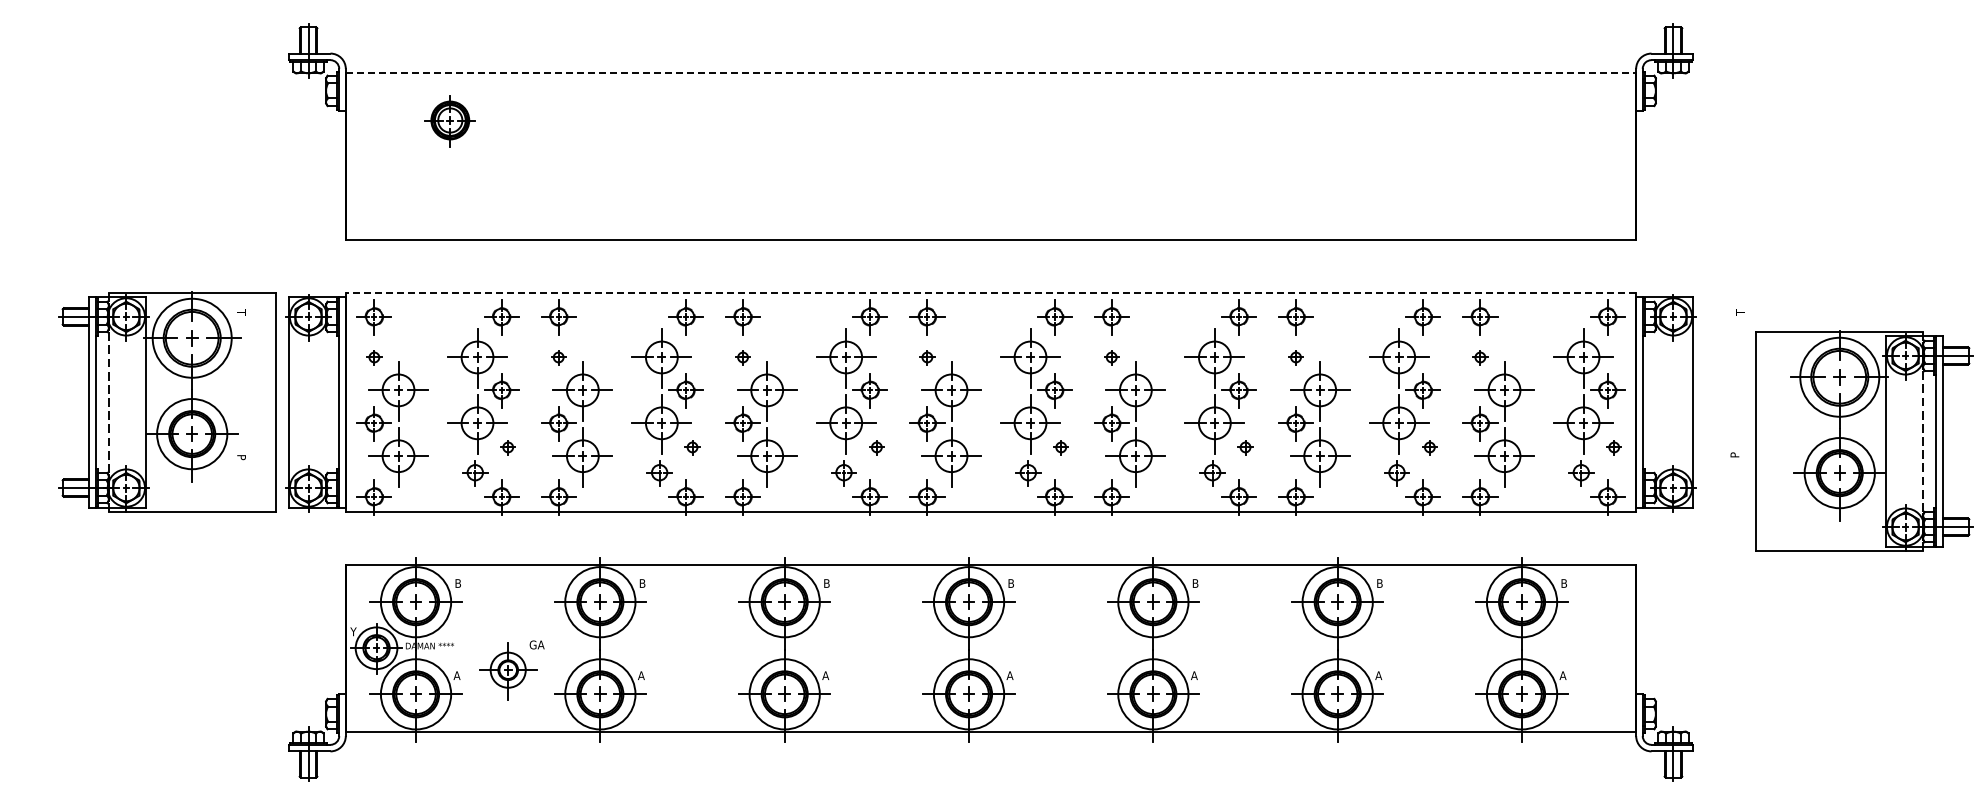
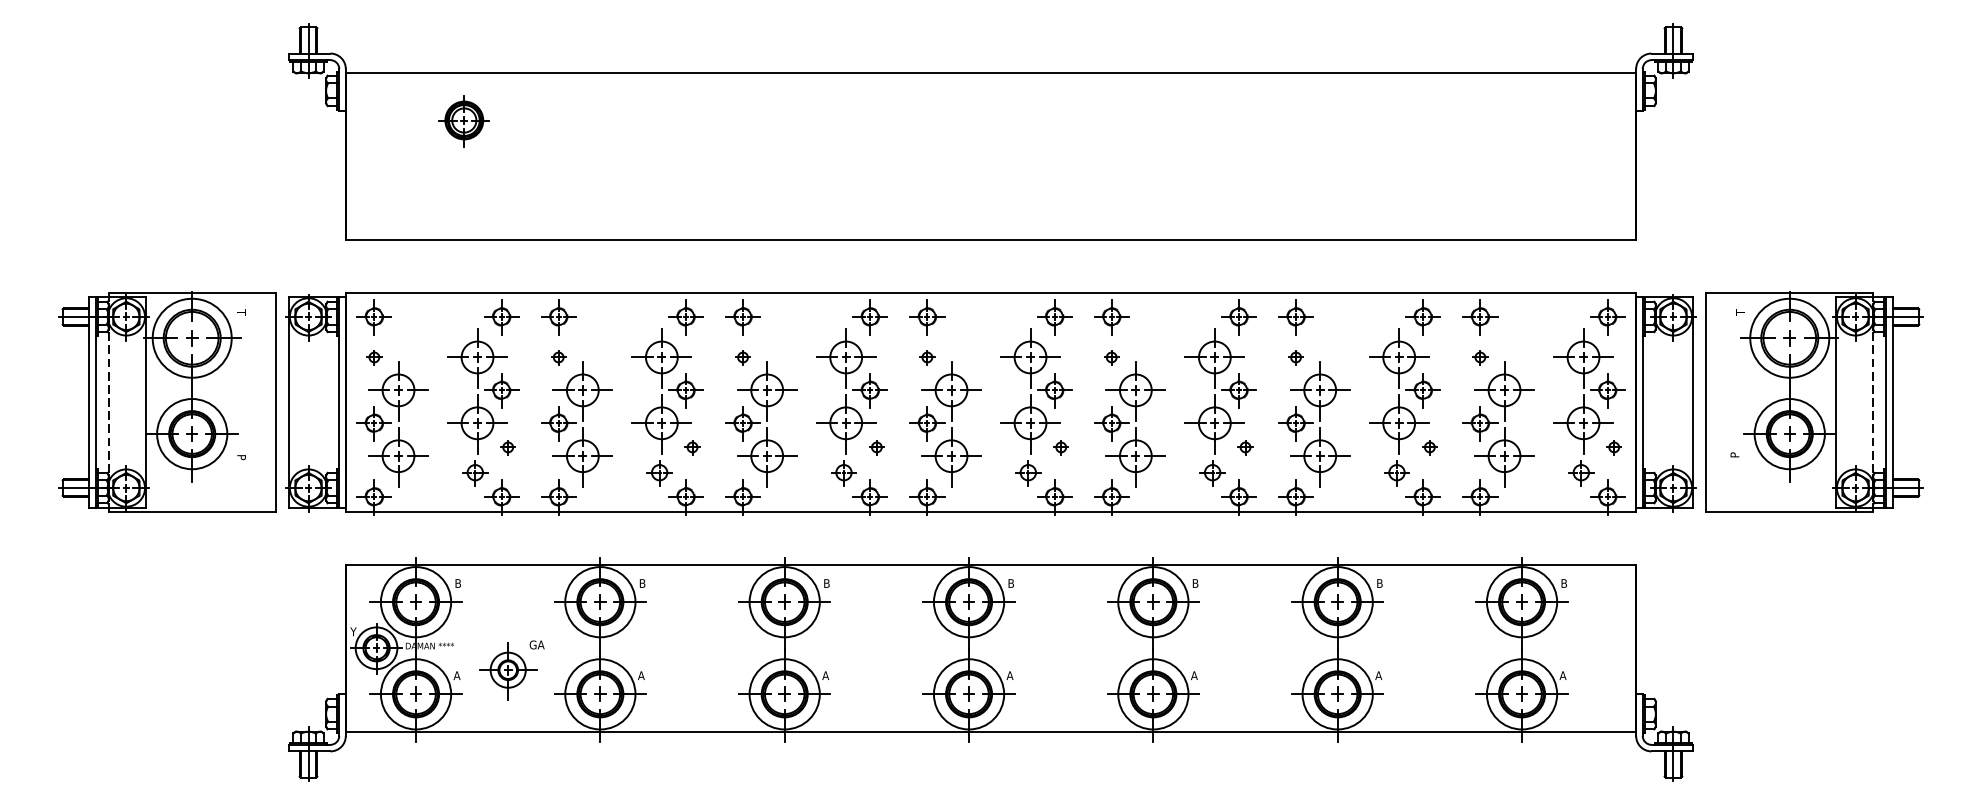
line: dashed -> solid (991, 73)
part position: (449, 121) -> (463, 121) (463, 121)
line: dashed -> solid (990, 292)
part position: (1864, 440) -> (1814, 401) (1814, 401)
